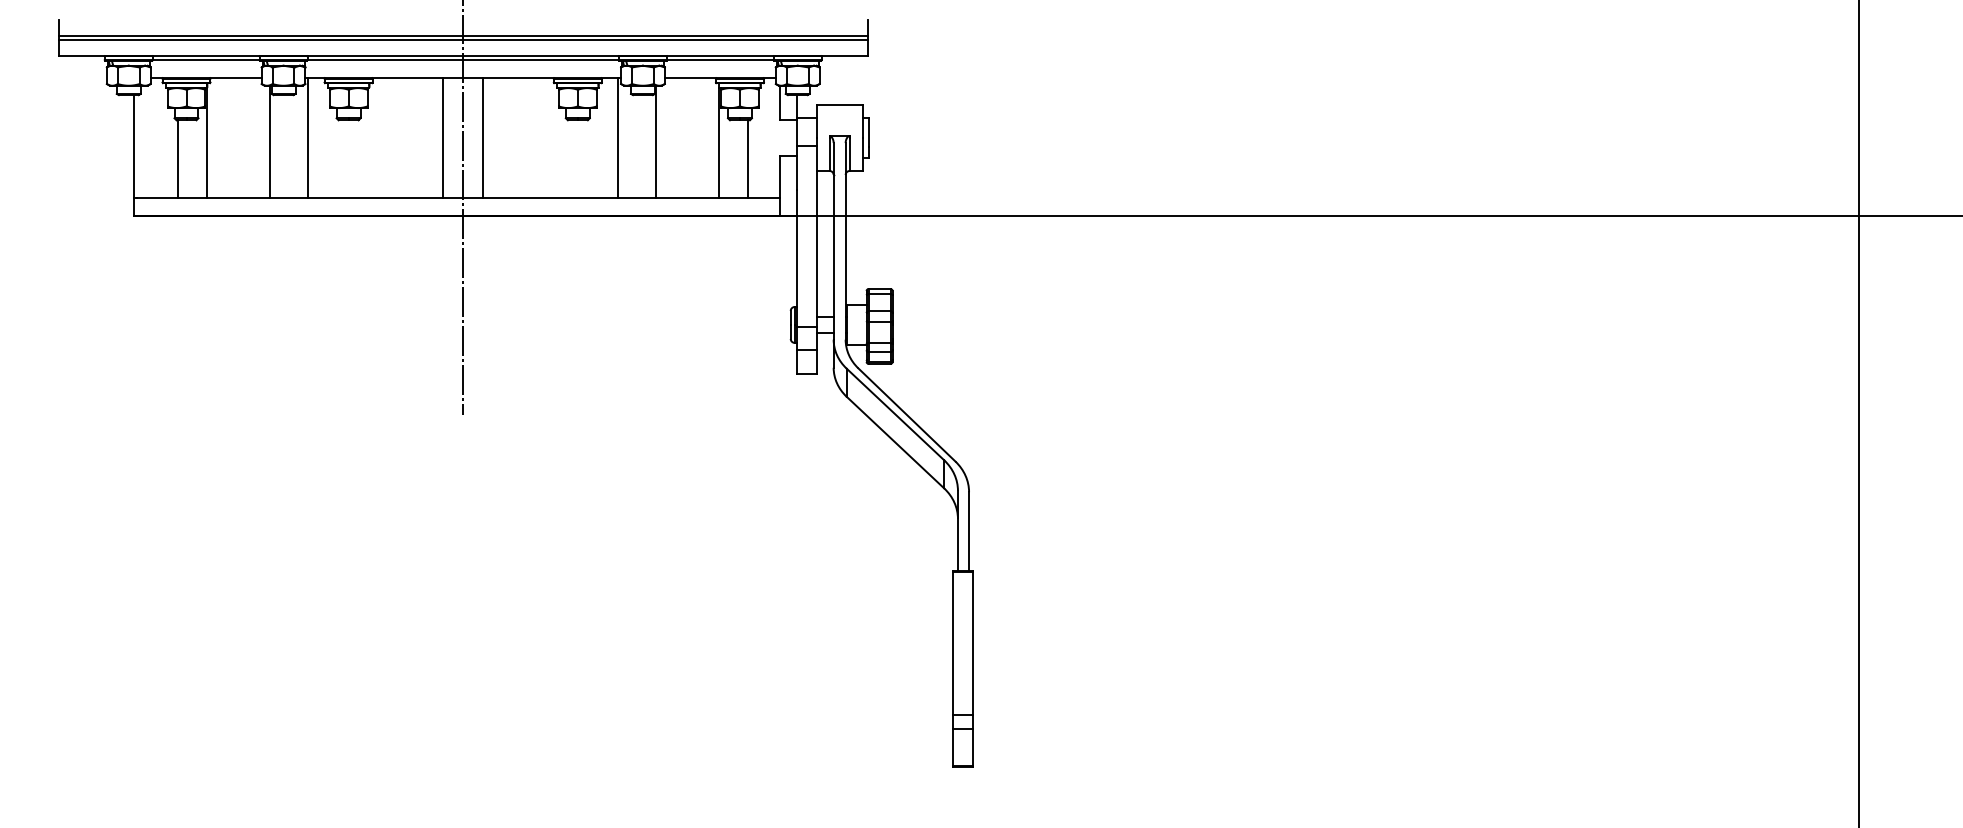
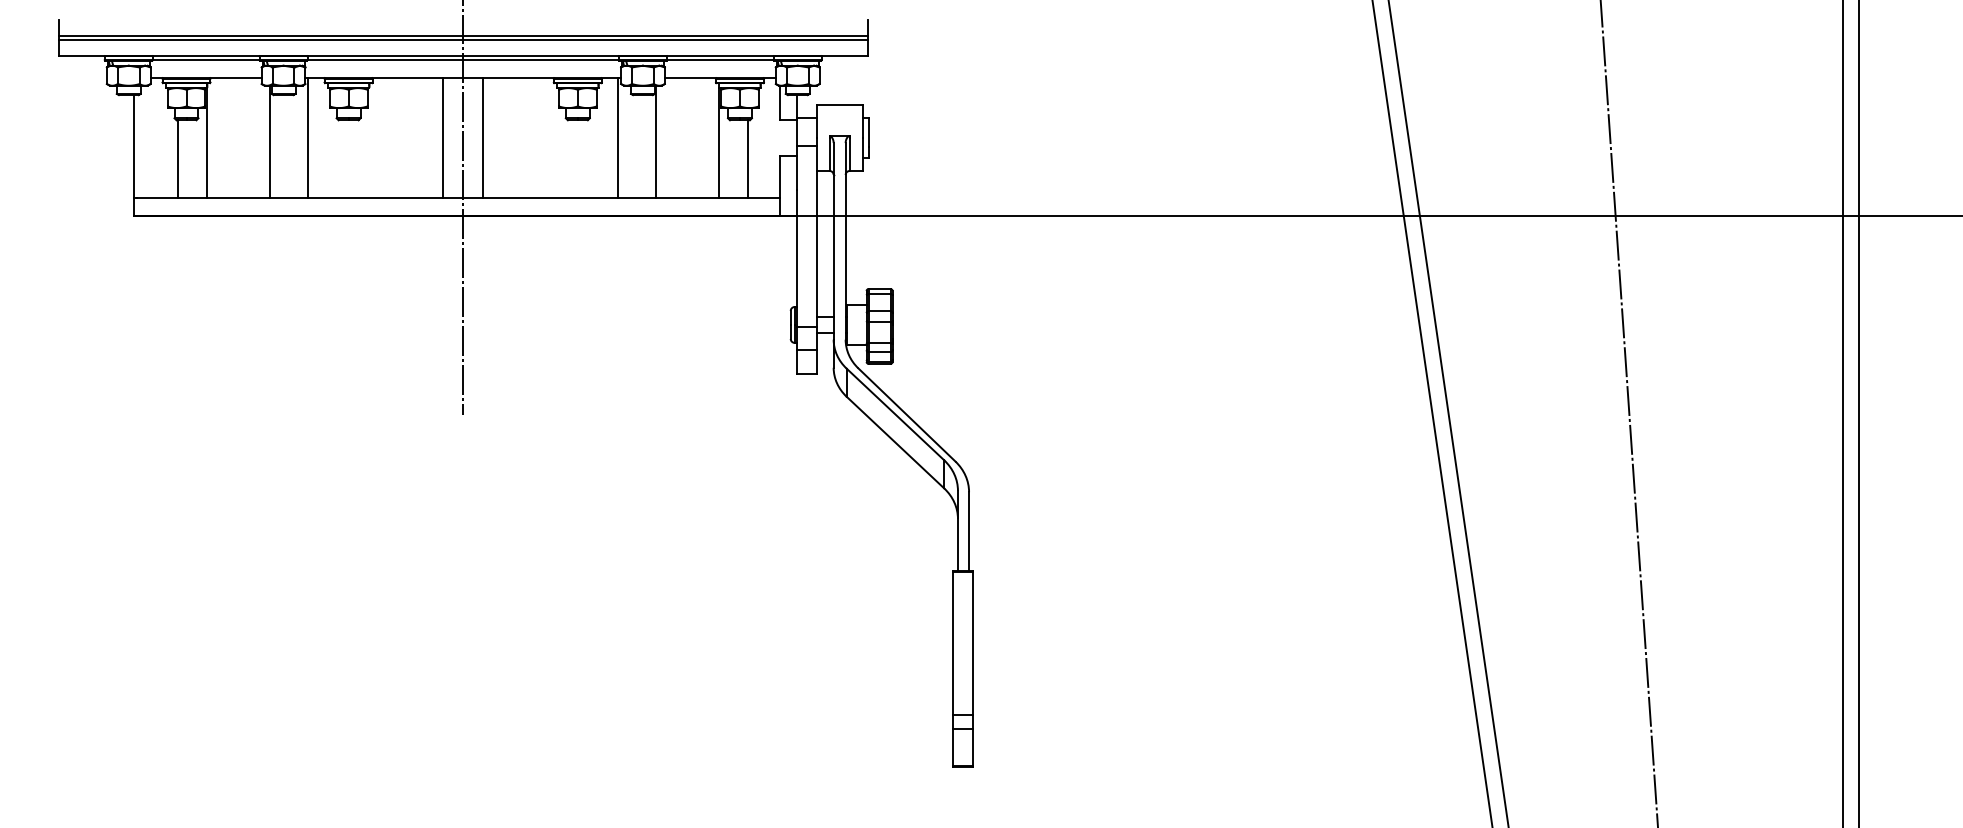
line: none -> present (1432, 413)
line: none -> present (1448, 413)
line: none -> present (1628, 413)
line: none -> present (1843, 413)
